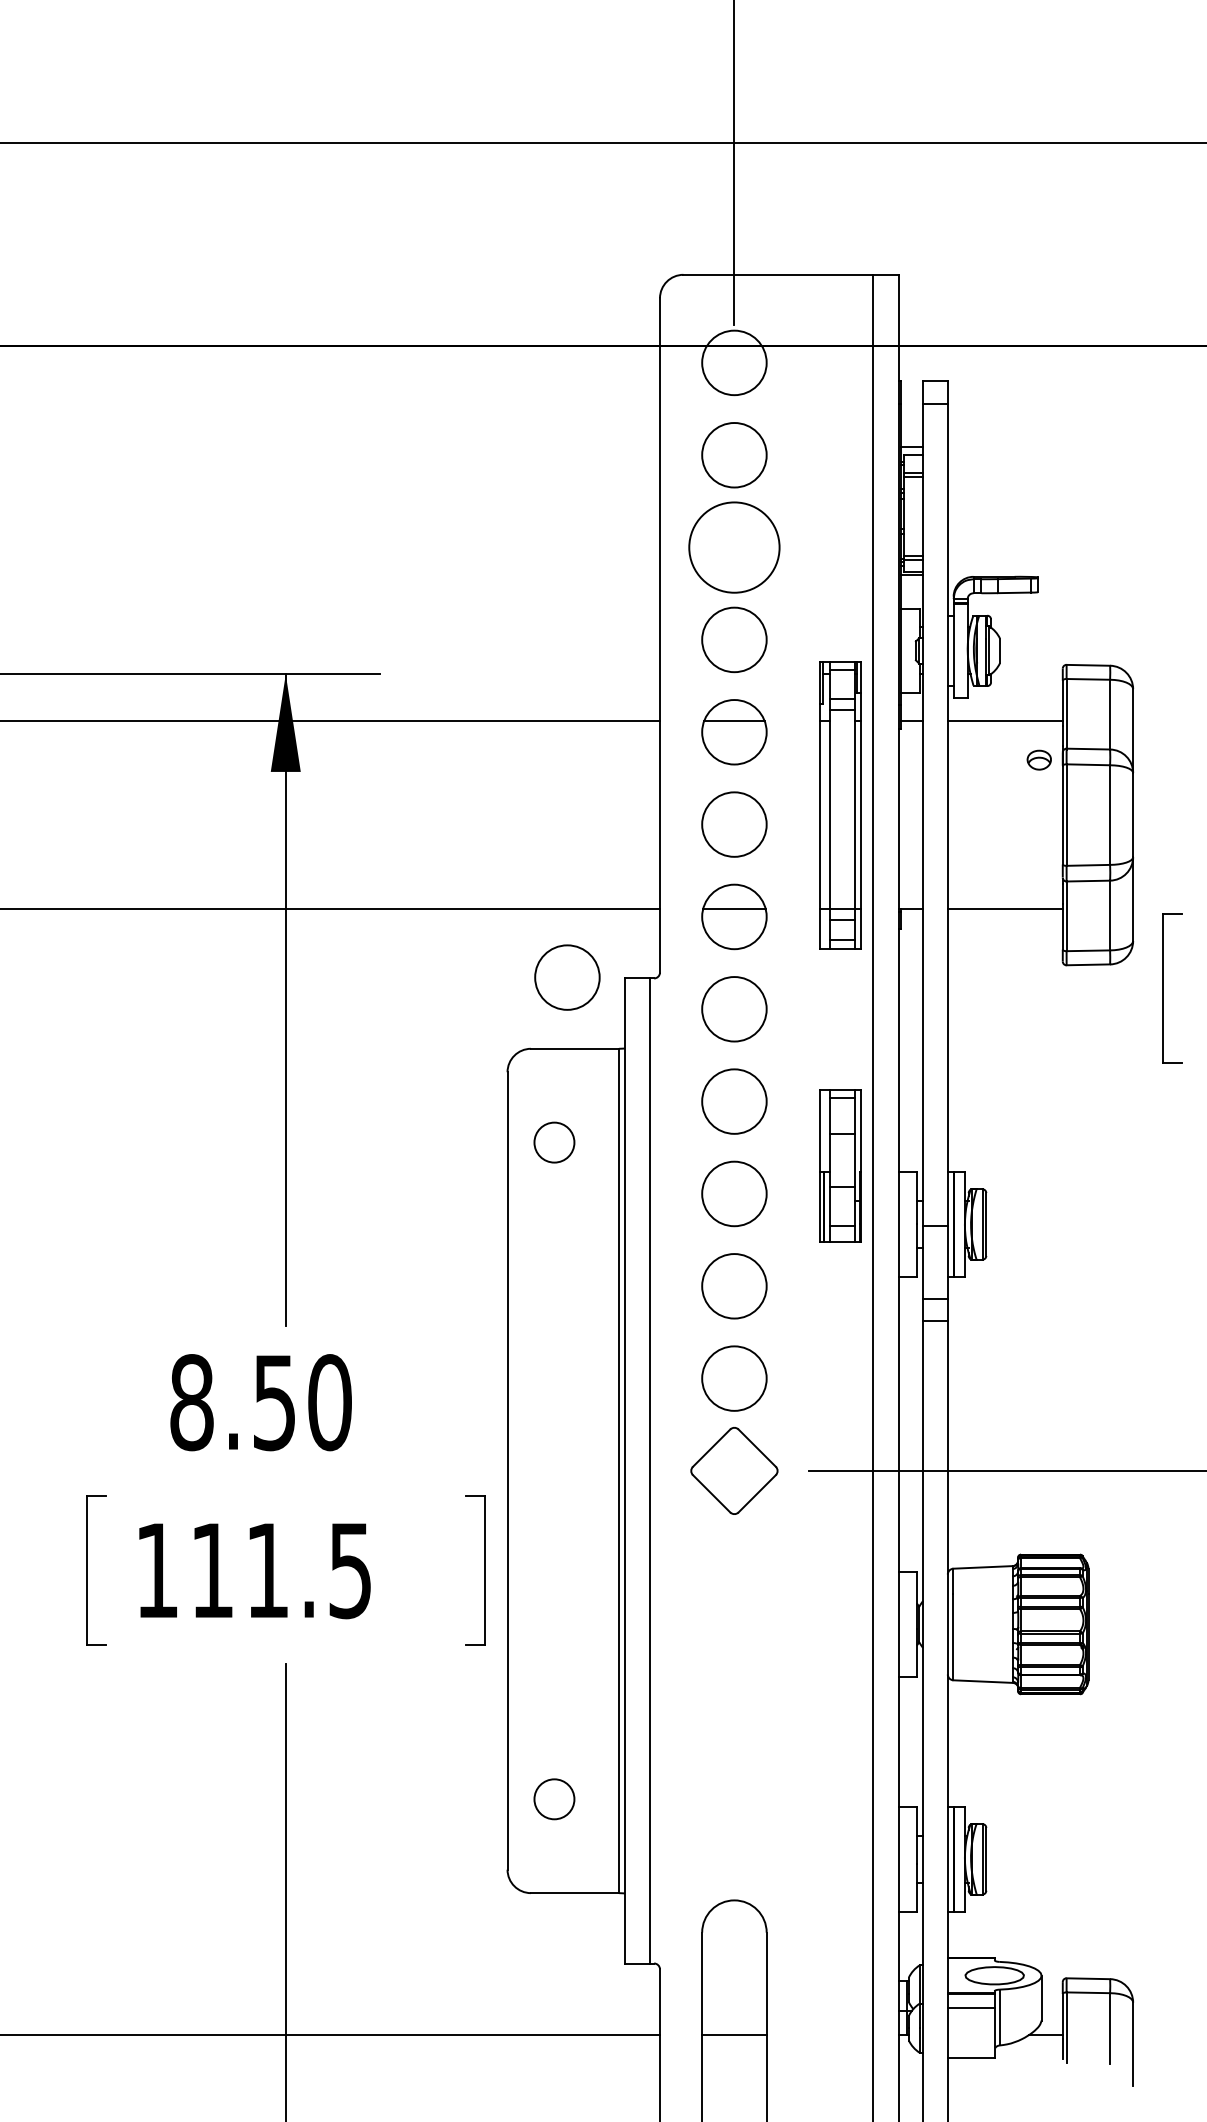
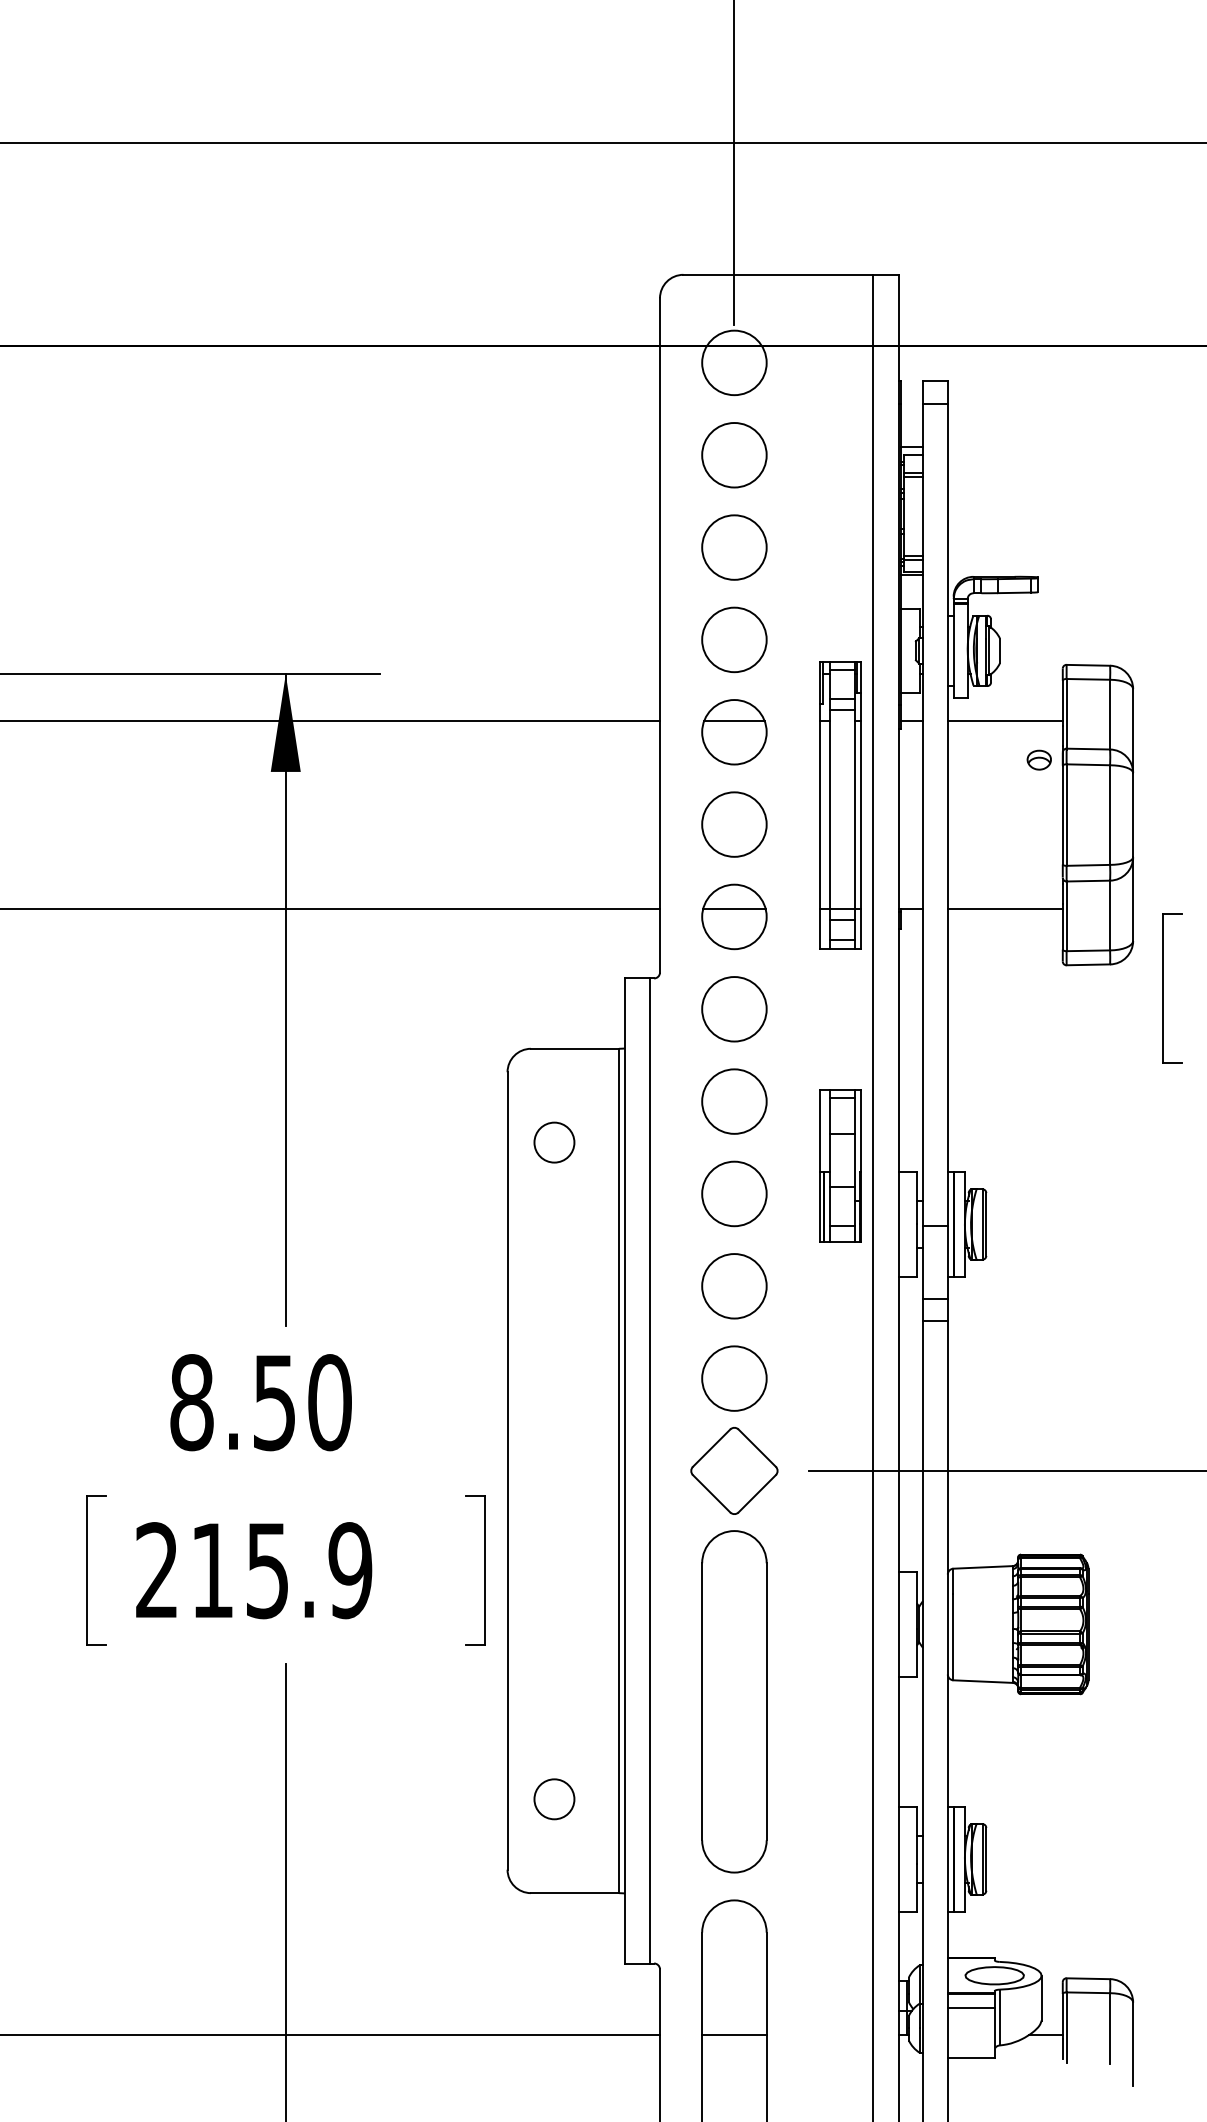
circle diameter: 90 px -> 65 px (734, 547)
circle: present -> none (567, 977)
text: 111.5 -> 215.9 (254, 1570)
part: none -> present (734, 1701)
